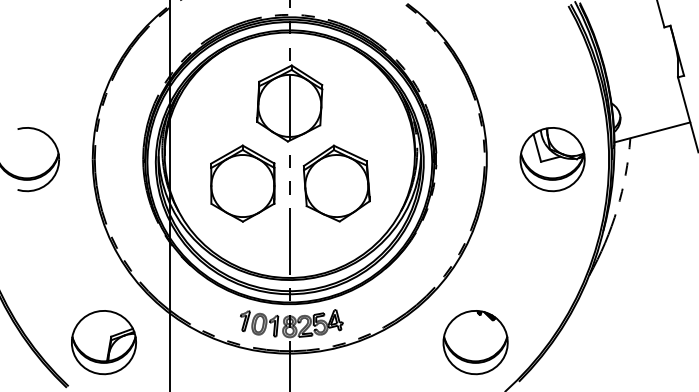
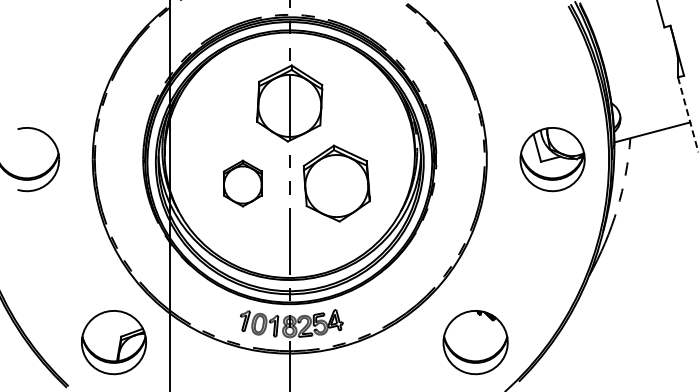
line: solid -> dashed (688, 114)
part size: 66x79 px -> 41x49 px (242, 183)
part position: (103, 342) -> (113, 342) (113, 342)
